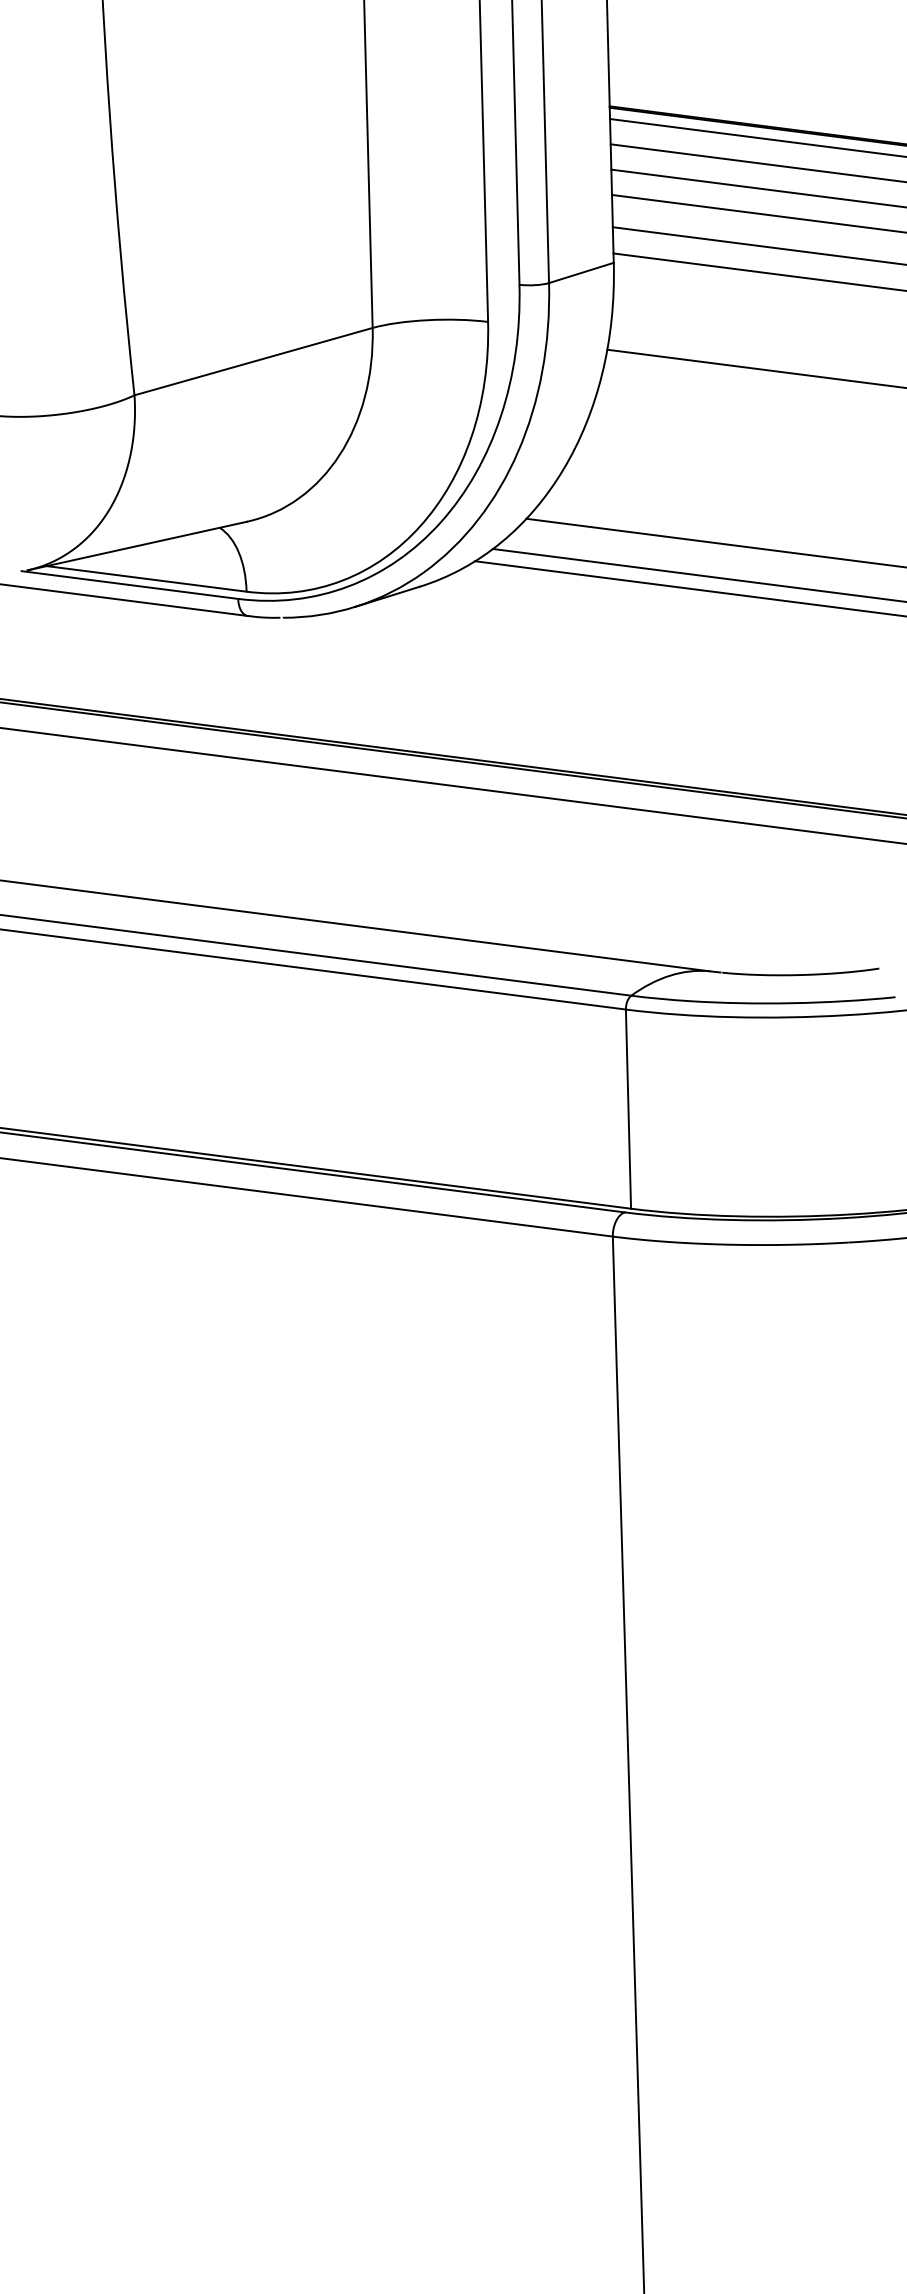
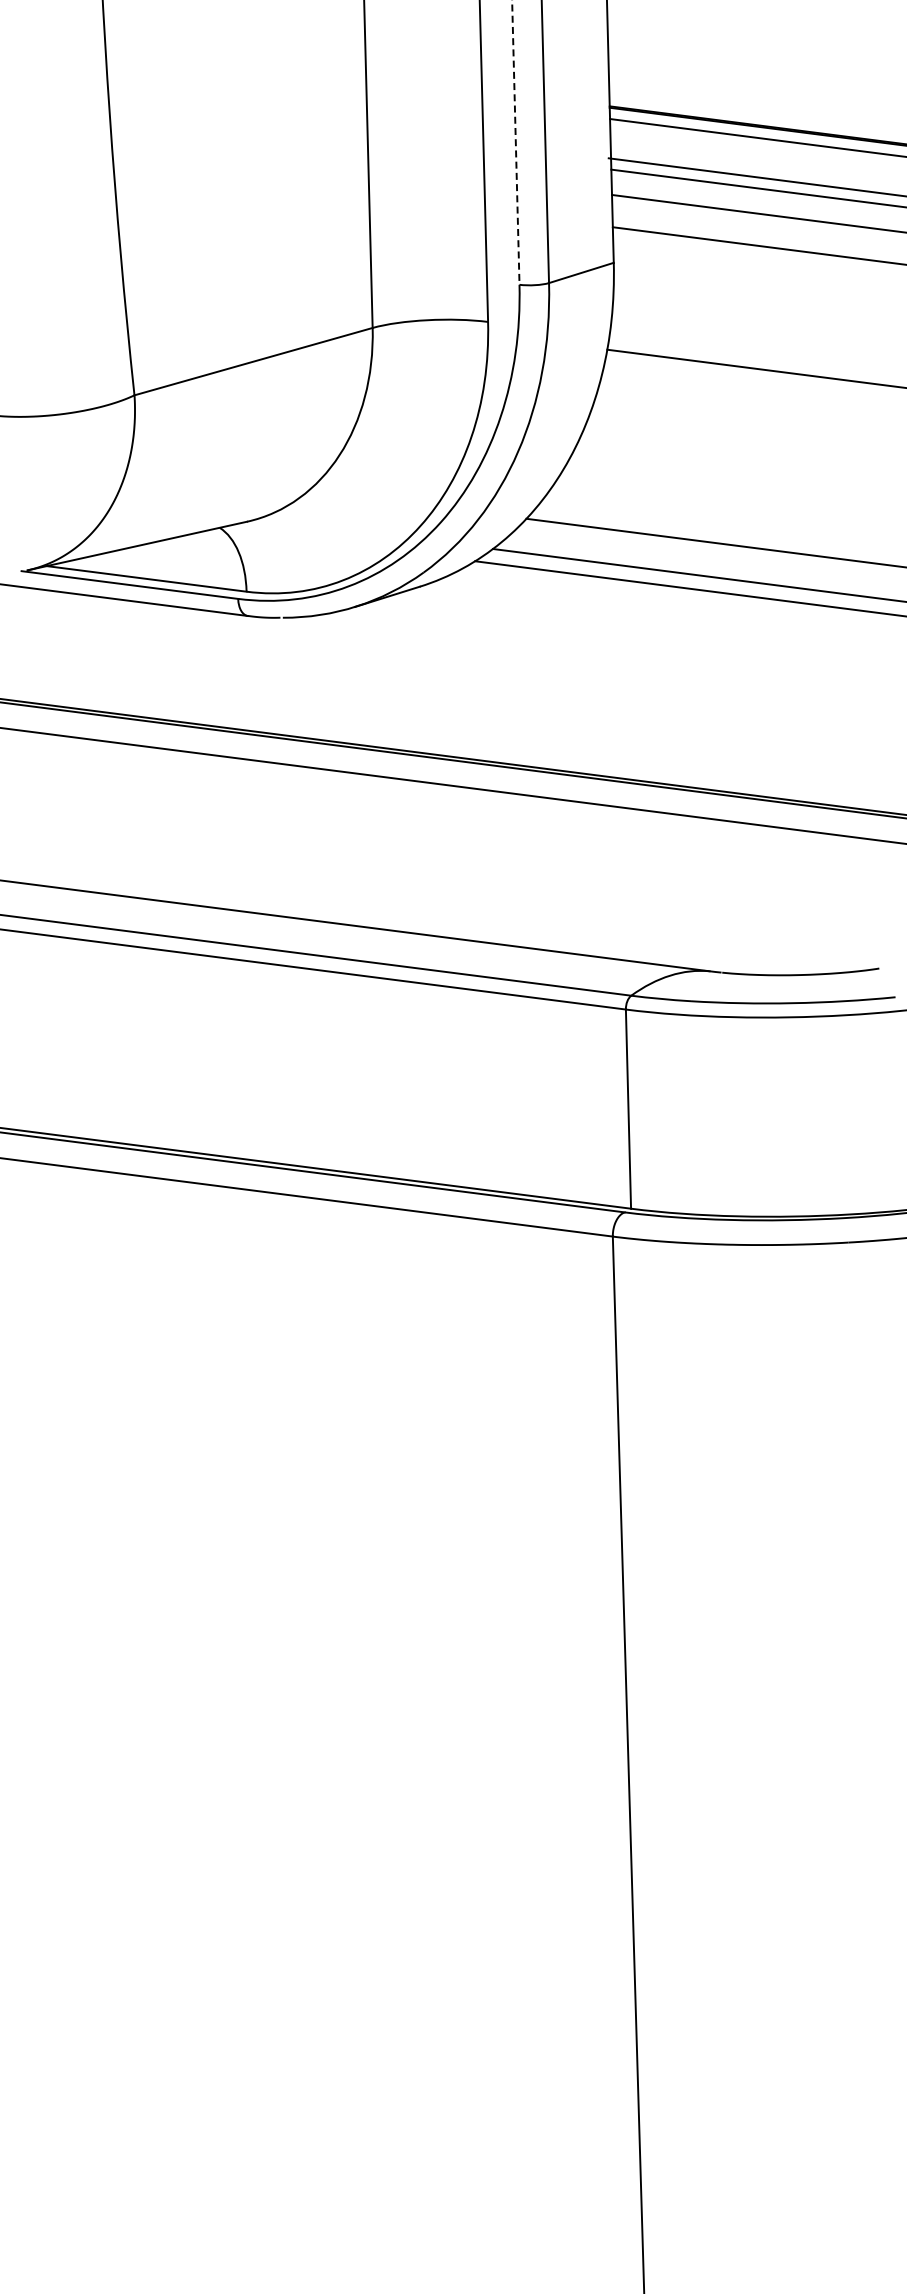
line: solid -> dashed (515, 142)
line position: (756, 162) -> (755, 177) (755, 177)
line: present -> none (758, 271)
